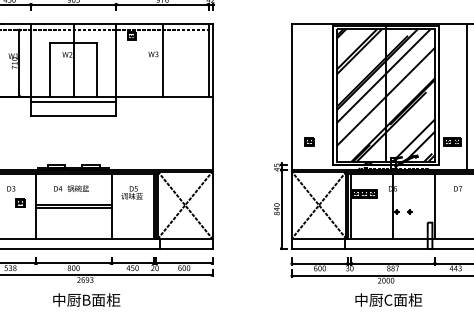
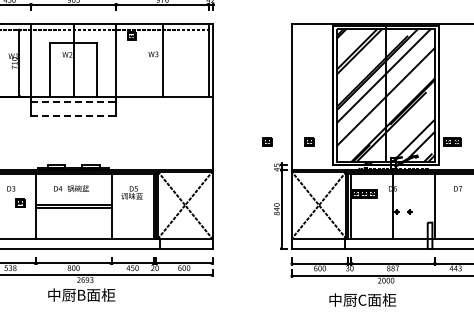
line: present -> none (467, 96)
line: solid -> dashed (74, 101)
line: solid -> dashed (74, 115)
part: none -> present (267, 141)
text position: (86, 299) -> (81, 294) (81, 294)
text position: (388, 299) -> (362, 299) (362, 299)
